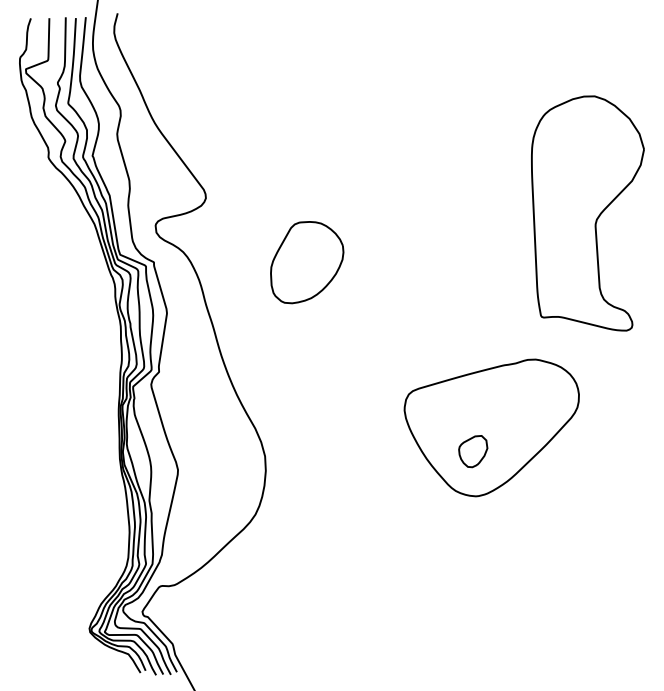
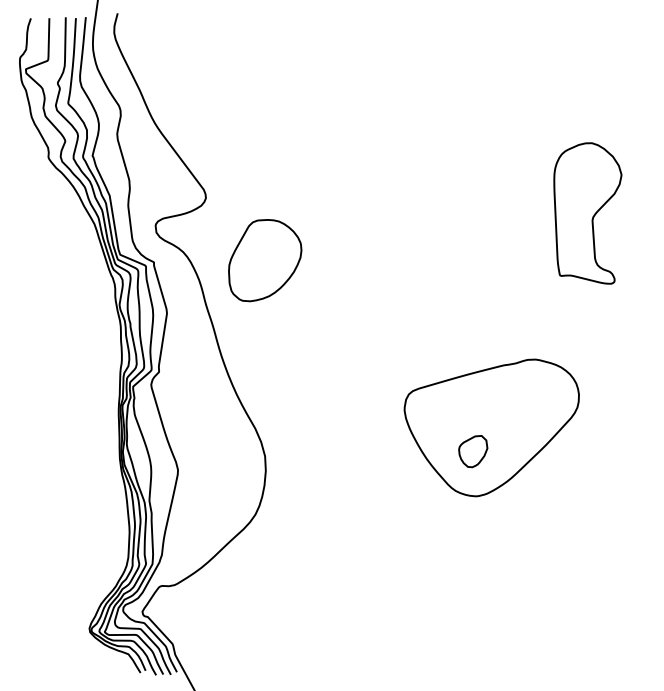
part size: 114x237 px -> 70x143 px (587, 213)
part position: (307, 262) -> (265, 260) (265, 260)
